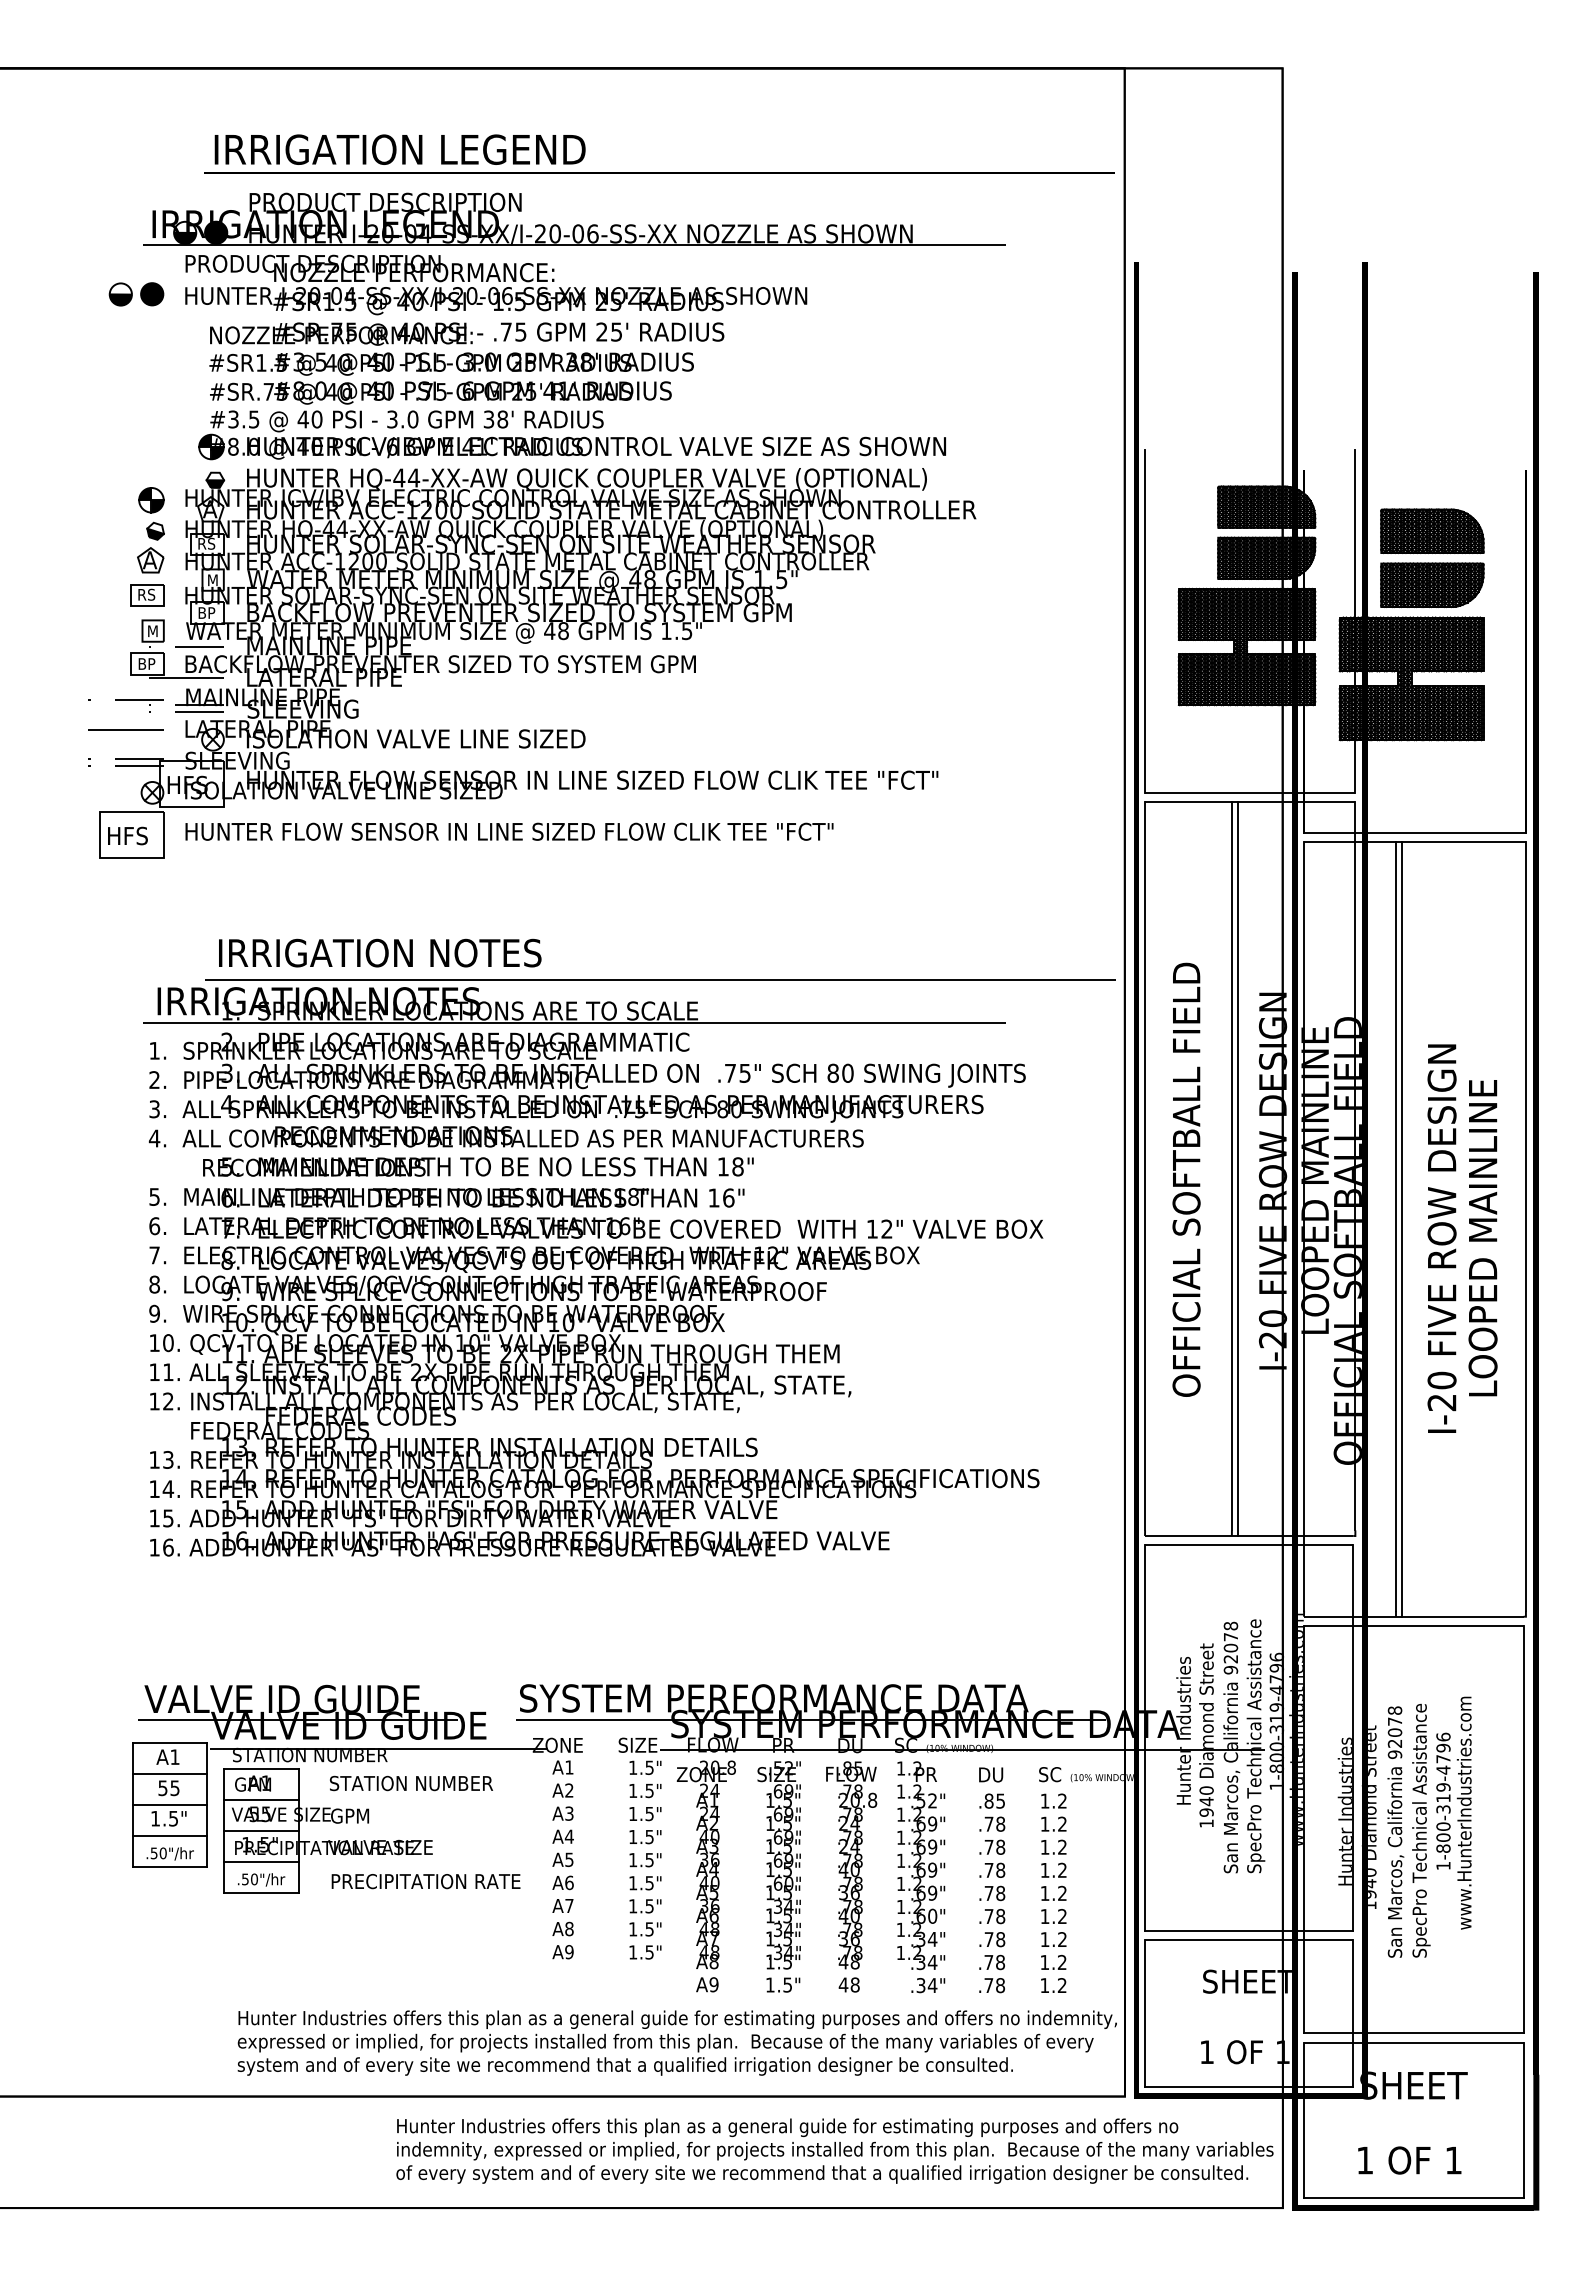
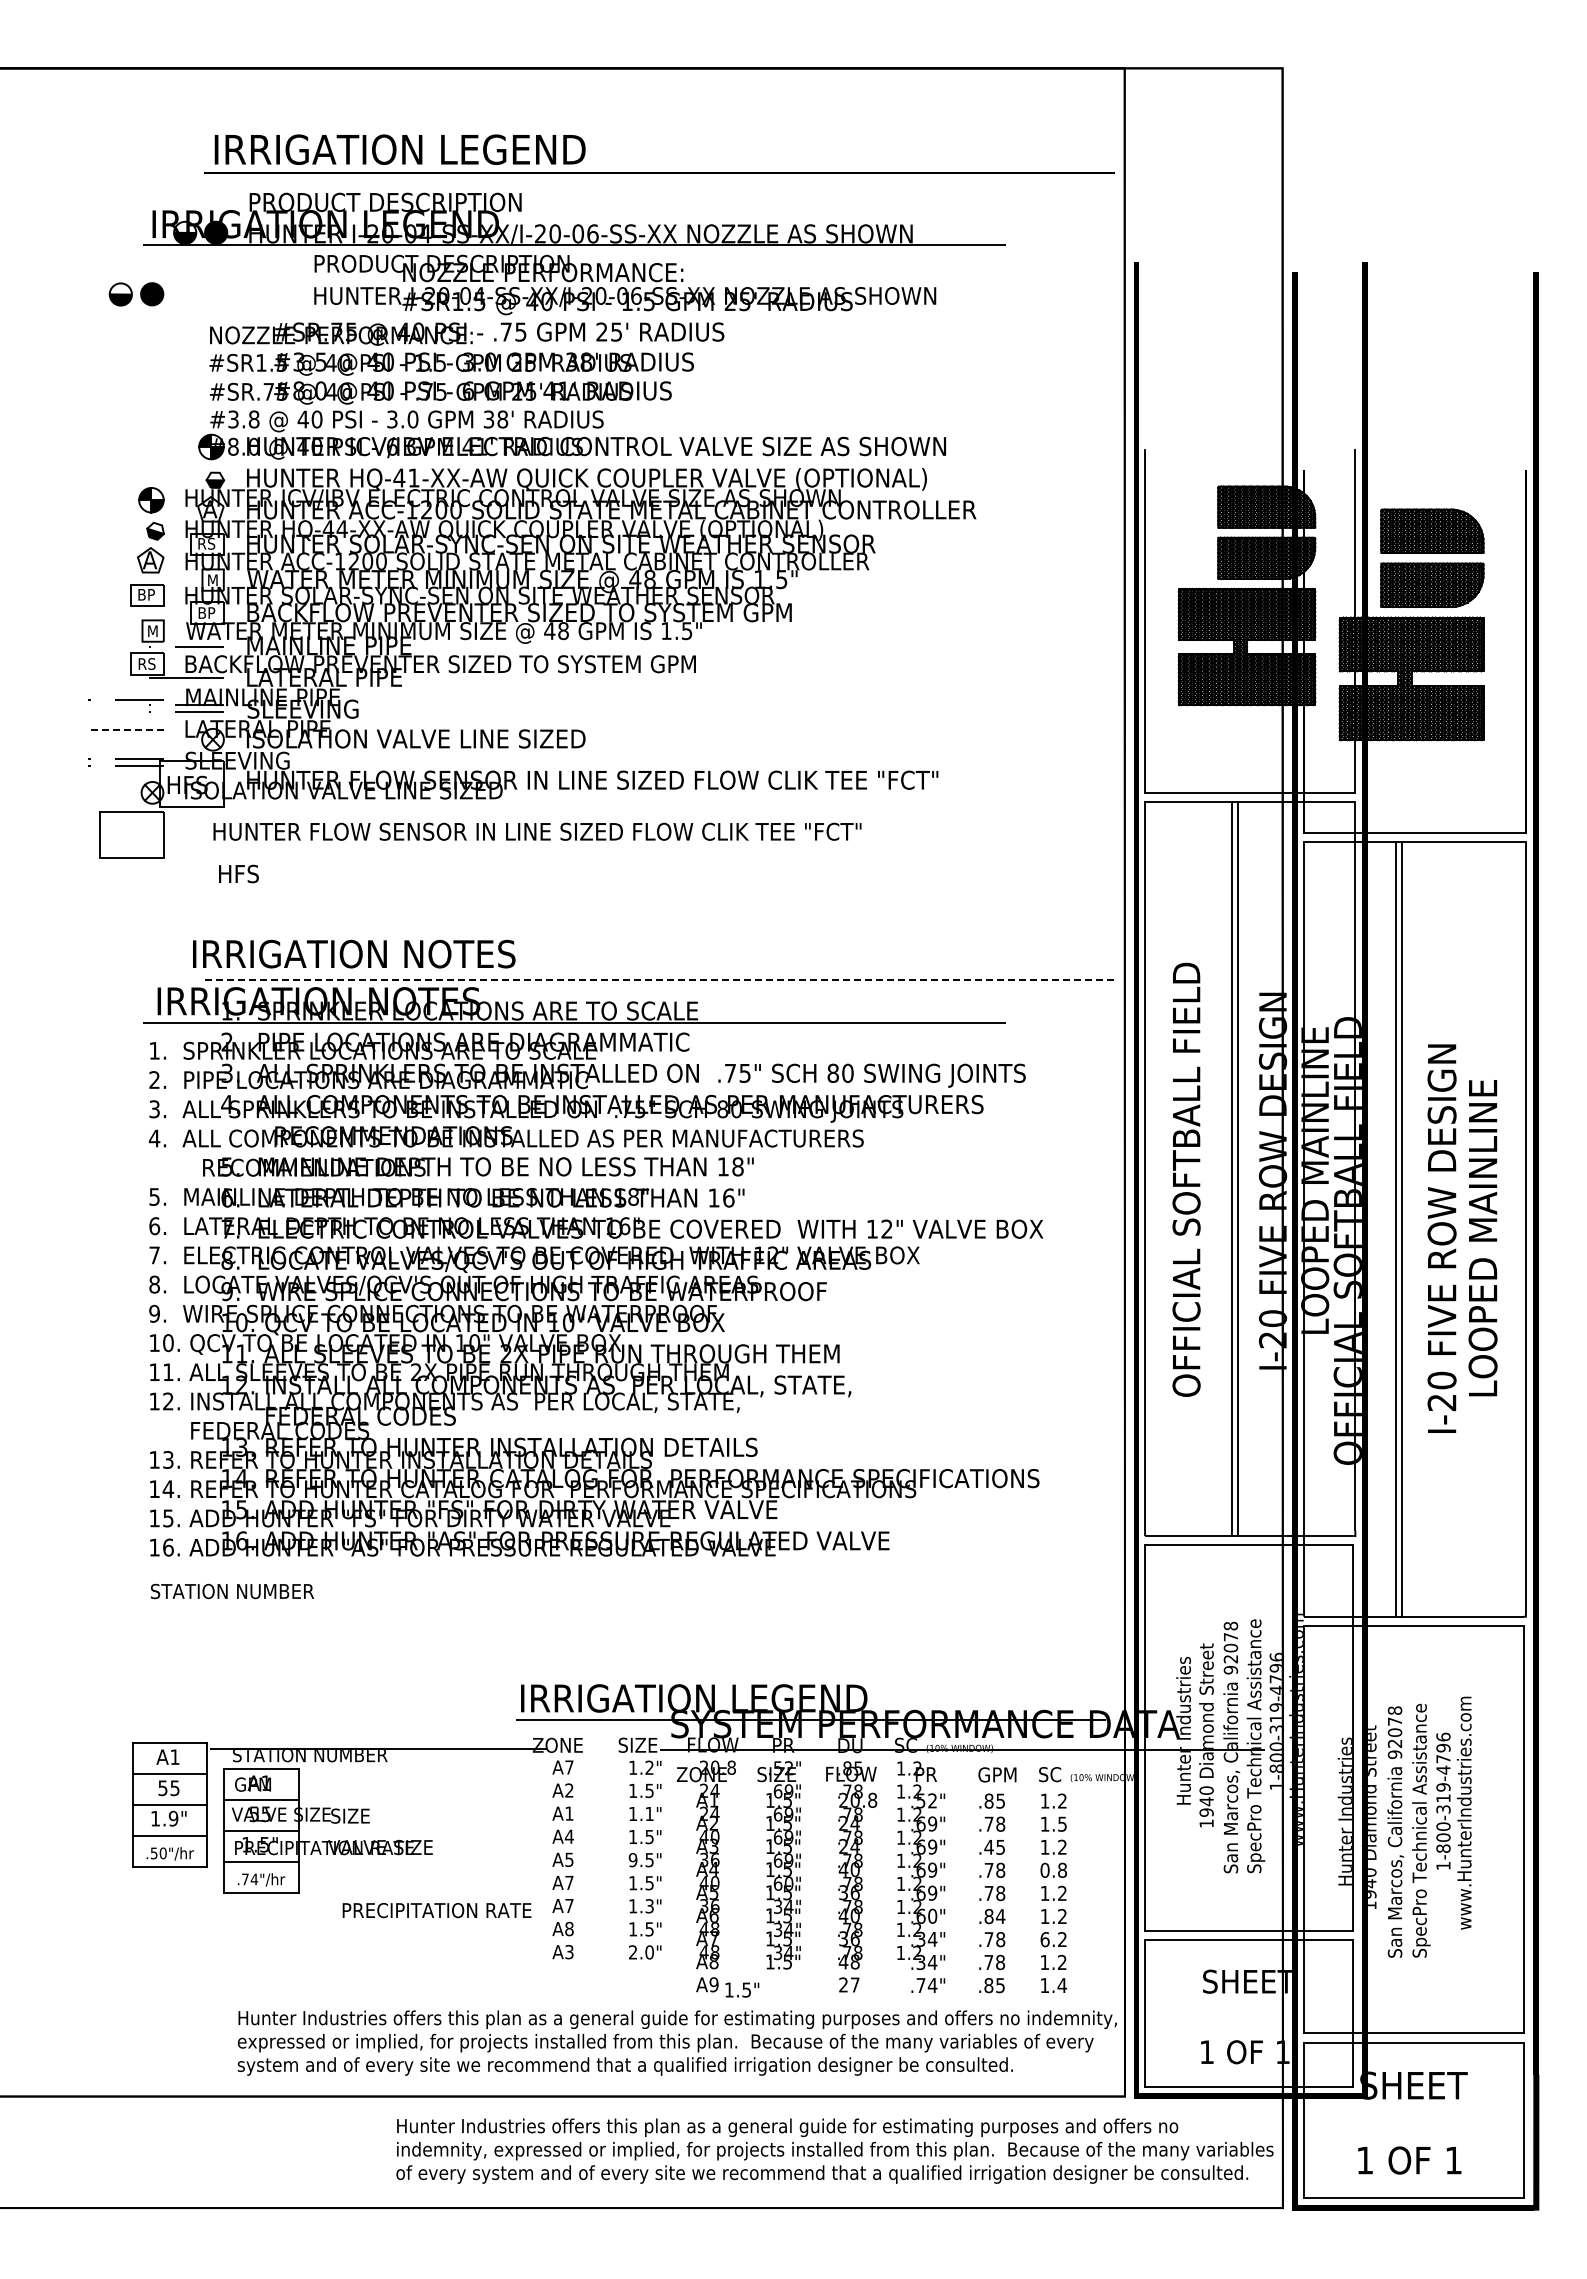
text position: (496, 284) -> (625, 284) (625, 284)
text: #3.5 -> #3.8 (253, 419)
text: HQ-44-XX-AW -> HQ-41-XX-AW (414, 477)
text: RS -> BP (147, 594)
text: BP -> RS (147, 663)
line: solid -> dashed (126, 730)
text position: (509, 831) -> (537, 831) (537, 831)
text position: (127, 835) -> (238, 873) (238, 873)
text position: (380, 952) -> (354, 953) (354, 953)
line: solid -> dashed (660, 979)
text: SYSTEM PERFORMANCE DATA -> IRRIGATION LEGEND (774, 1698)
part: present -> none (312, 1711)
text: A1 -> A7 (569, 1767)
text: 1.5" -> 1.2" (649, 1767)
text: DU -> GPM (997, 1774)
text position: (411, 1783) -> (232, 1591) (232, 1591)
text: A3 -> A1 (569, 1813)
text: 1.5" -> 1.1" (649, 1814)
text: GPM -> SIZE (350, 1815)
text: 1.5" -> 1.9" (173, 1818)
text: 1.2 -> 1.5 (1062, 1823)
text: .78 -> .45 (994, 1846)
text: 1.5" -> 9.5" (632, 1860)
text: 1.2 -> 0.8 (1053, 1869)
text: .50"/hr -> .74"/hr (250, 1879)
text position: (425, 1881) -> (436, 1910) (436, 1910)
text: A6 -> A7 (569, 1882)
text: 1.5" -> 1.3" (649, 1905)
text: .78 -> .84 (994, 1916)
text: 1.2 -> 6.2 (1044, 1939)
text: A9 -> A3 (569, 1952)
text: 1.5" -> 2.0" (641, 1952)
text position: (783, 1984) -> (742, 1989) (742, 1989)
text: 48 -> 27 (848, 1984)
text: .34" -> .74" (920, 1985)
text: .78 -> .85 (994, 1985)
text: 1.2 -> 1.4 (1062, 1985)
